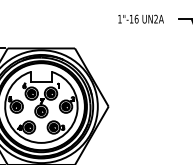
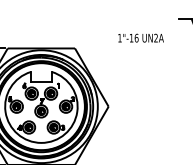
text position: (140, 18) -> (140, 37) (140, 37)
